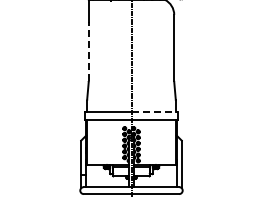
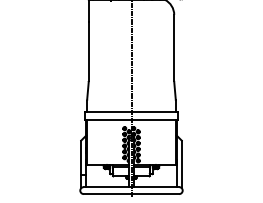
line: dashed -> solid (88, 51)
line: dashed -> solid (155, 112)
